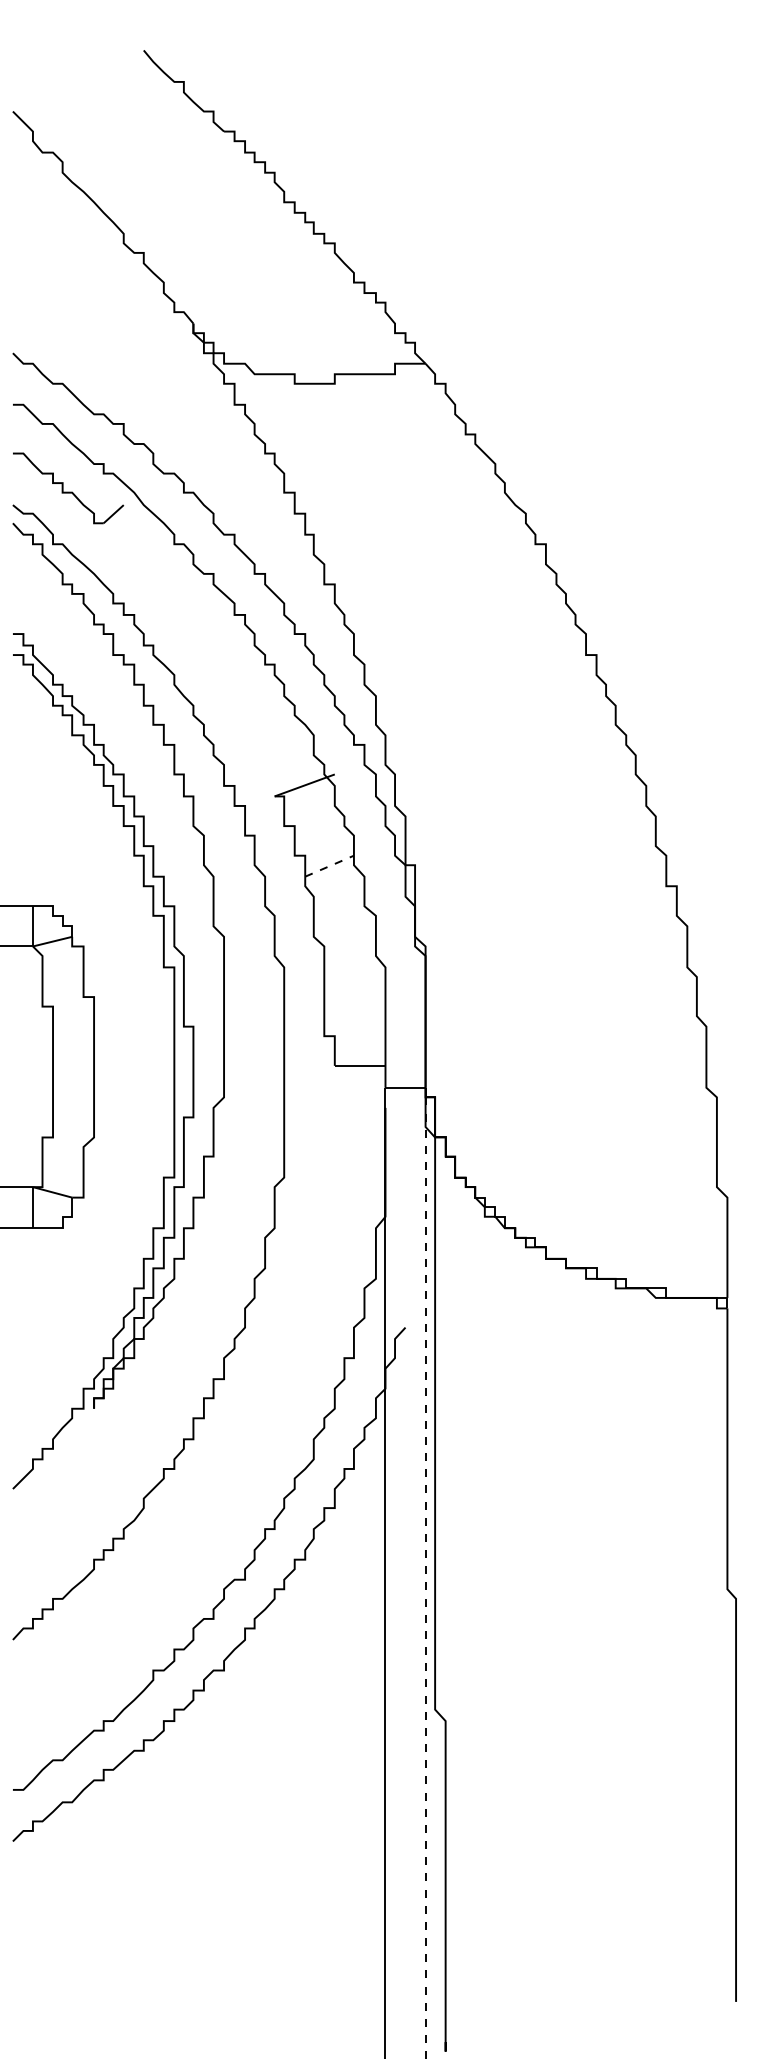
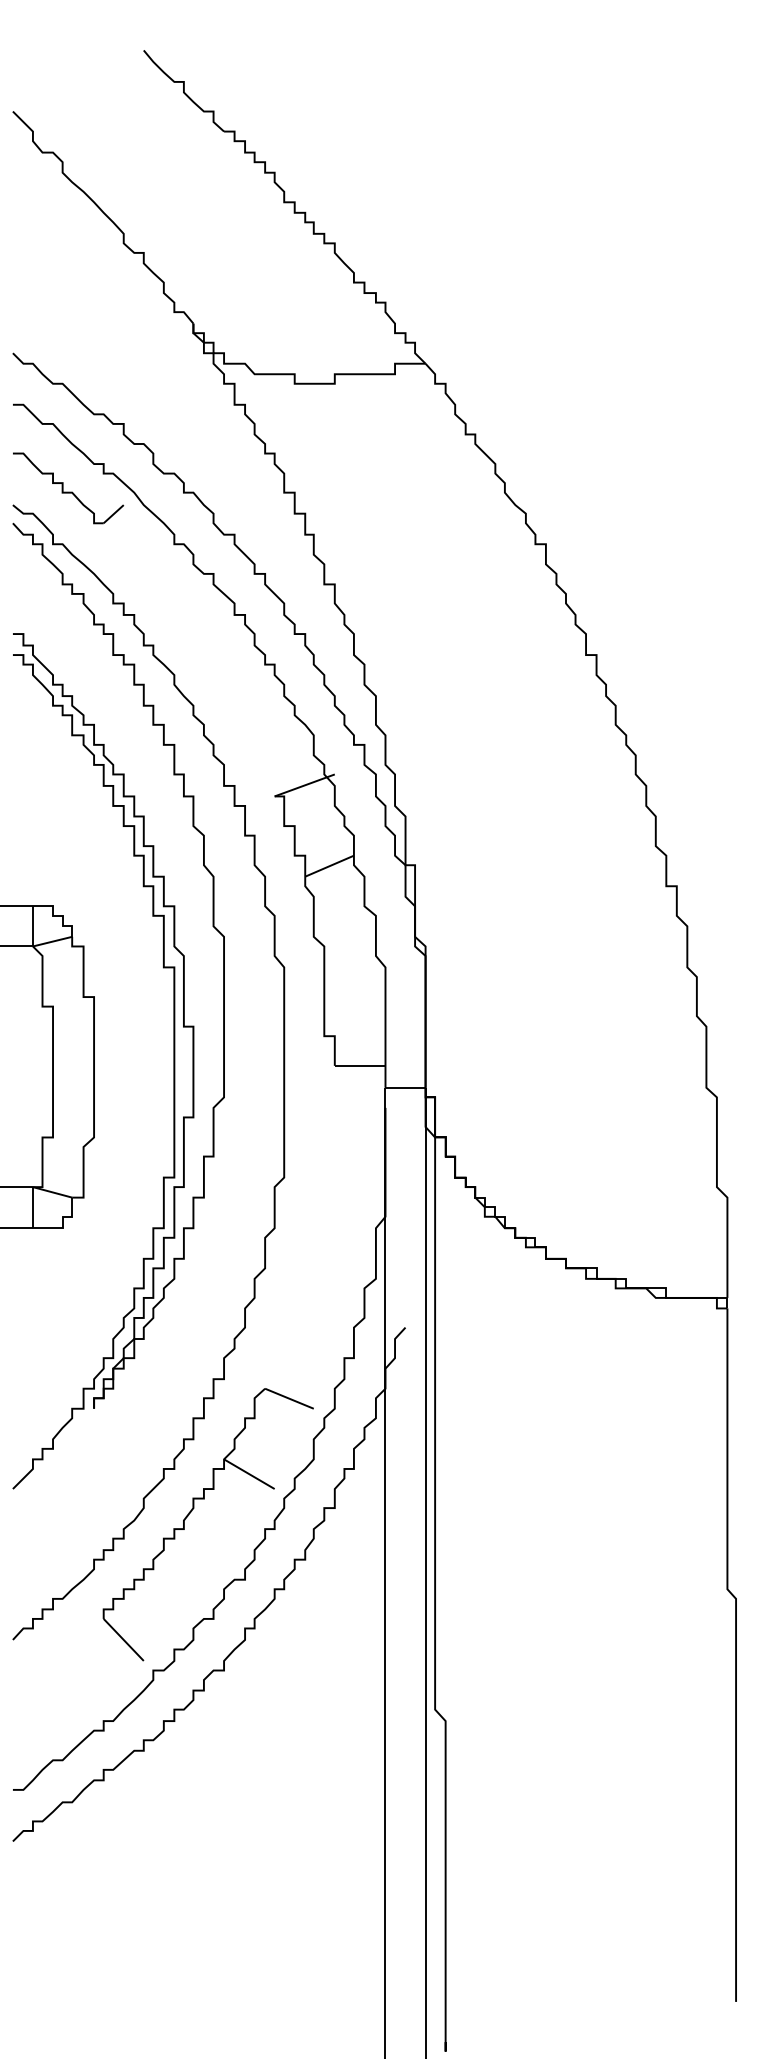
line: dashed -> solid (329, 866)
part: none -> present (191, 1512)
line: dashed -> solid (425, 1578)
